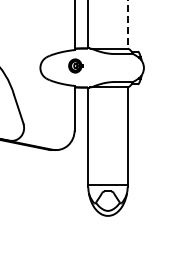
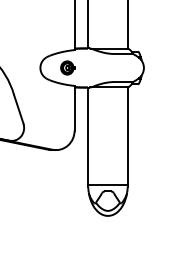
line: dashed -> solid (127, 24)
part position: (75, 65) -> (67, 67) (67, 67)
